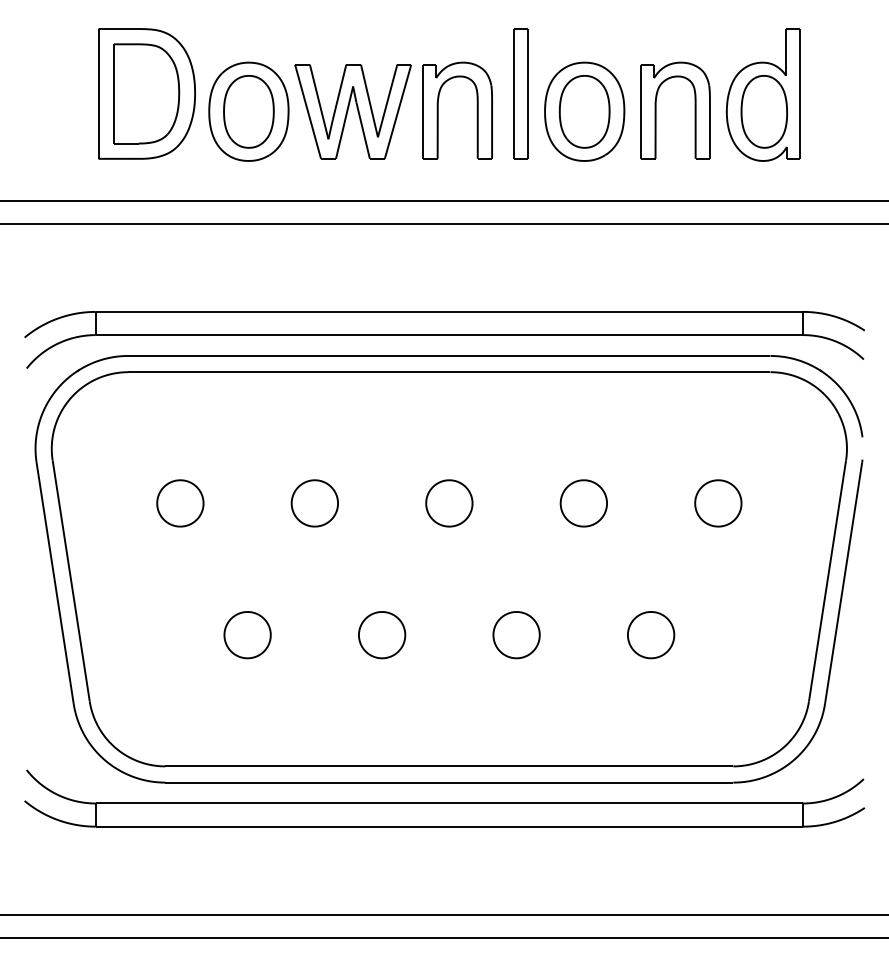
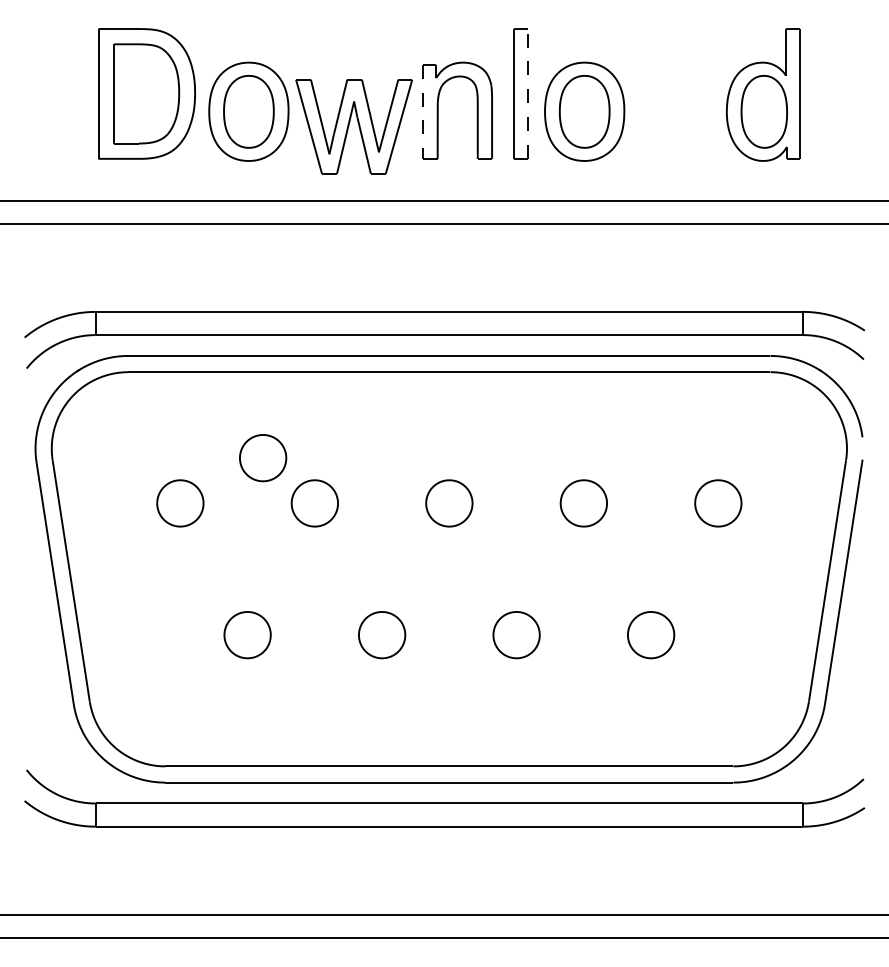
line: solid -> dashed (528, 93)
part: present -> none (656, 110)
part position: (352, 111) -> (353, 126) (353, 126)
line: solid -> dashed (423, 112)
part: none -> present (263, 458)
